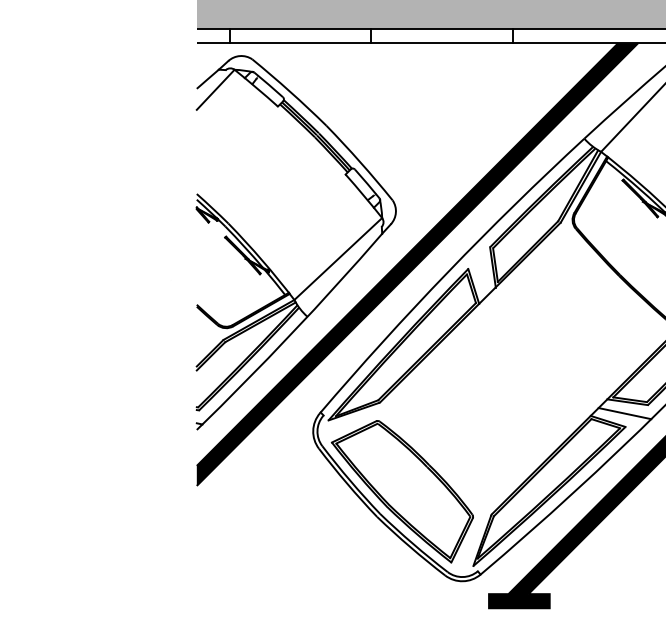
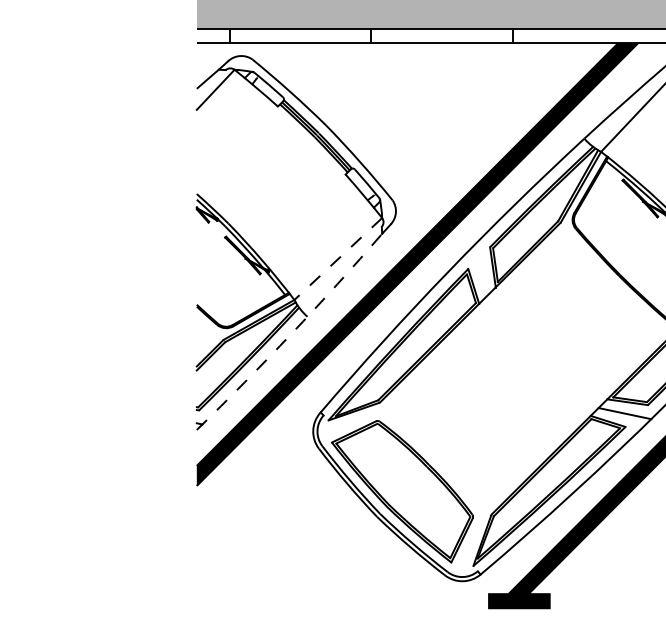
line: solid -> dashed (337, 259)
arc: solid -> dashed (291, 333)
